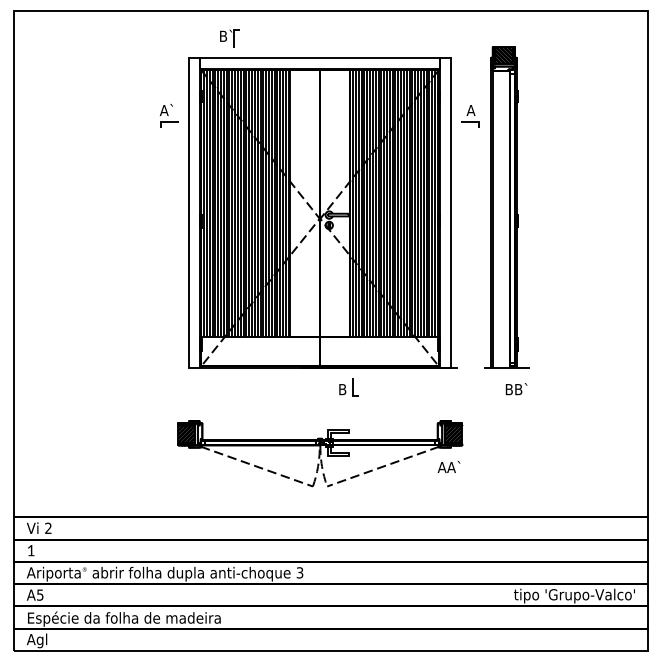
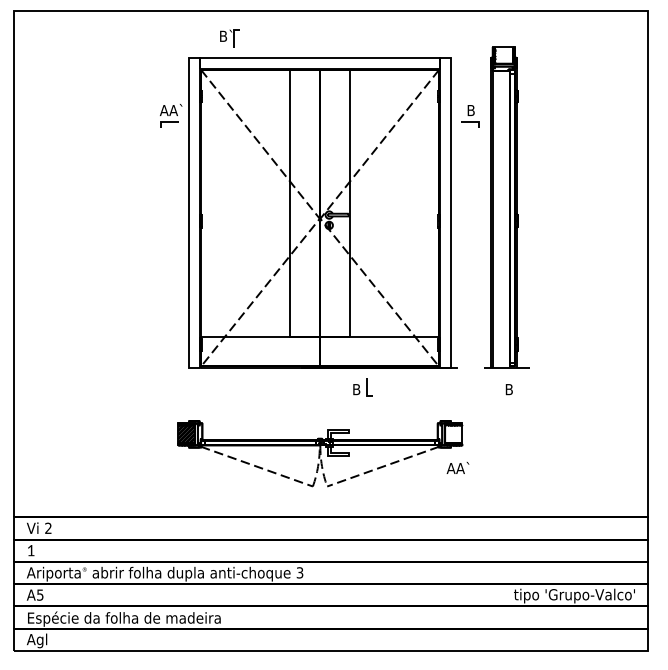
hatch: present -> none (503, 54)
text: A` -> AA` (175, 110)
text: A -> B (470, 110)
hatch: present -> none (244, 202)
hatch: present -> none (393, 202)
part position: (348, 387) -> (362, 387) (362, 387)
text: BB` -> B (521, 389)
hatch: present -> none (453, 434)
text position: (448, 466) -> (457, 467) (457, 467)
